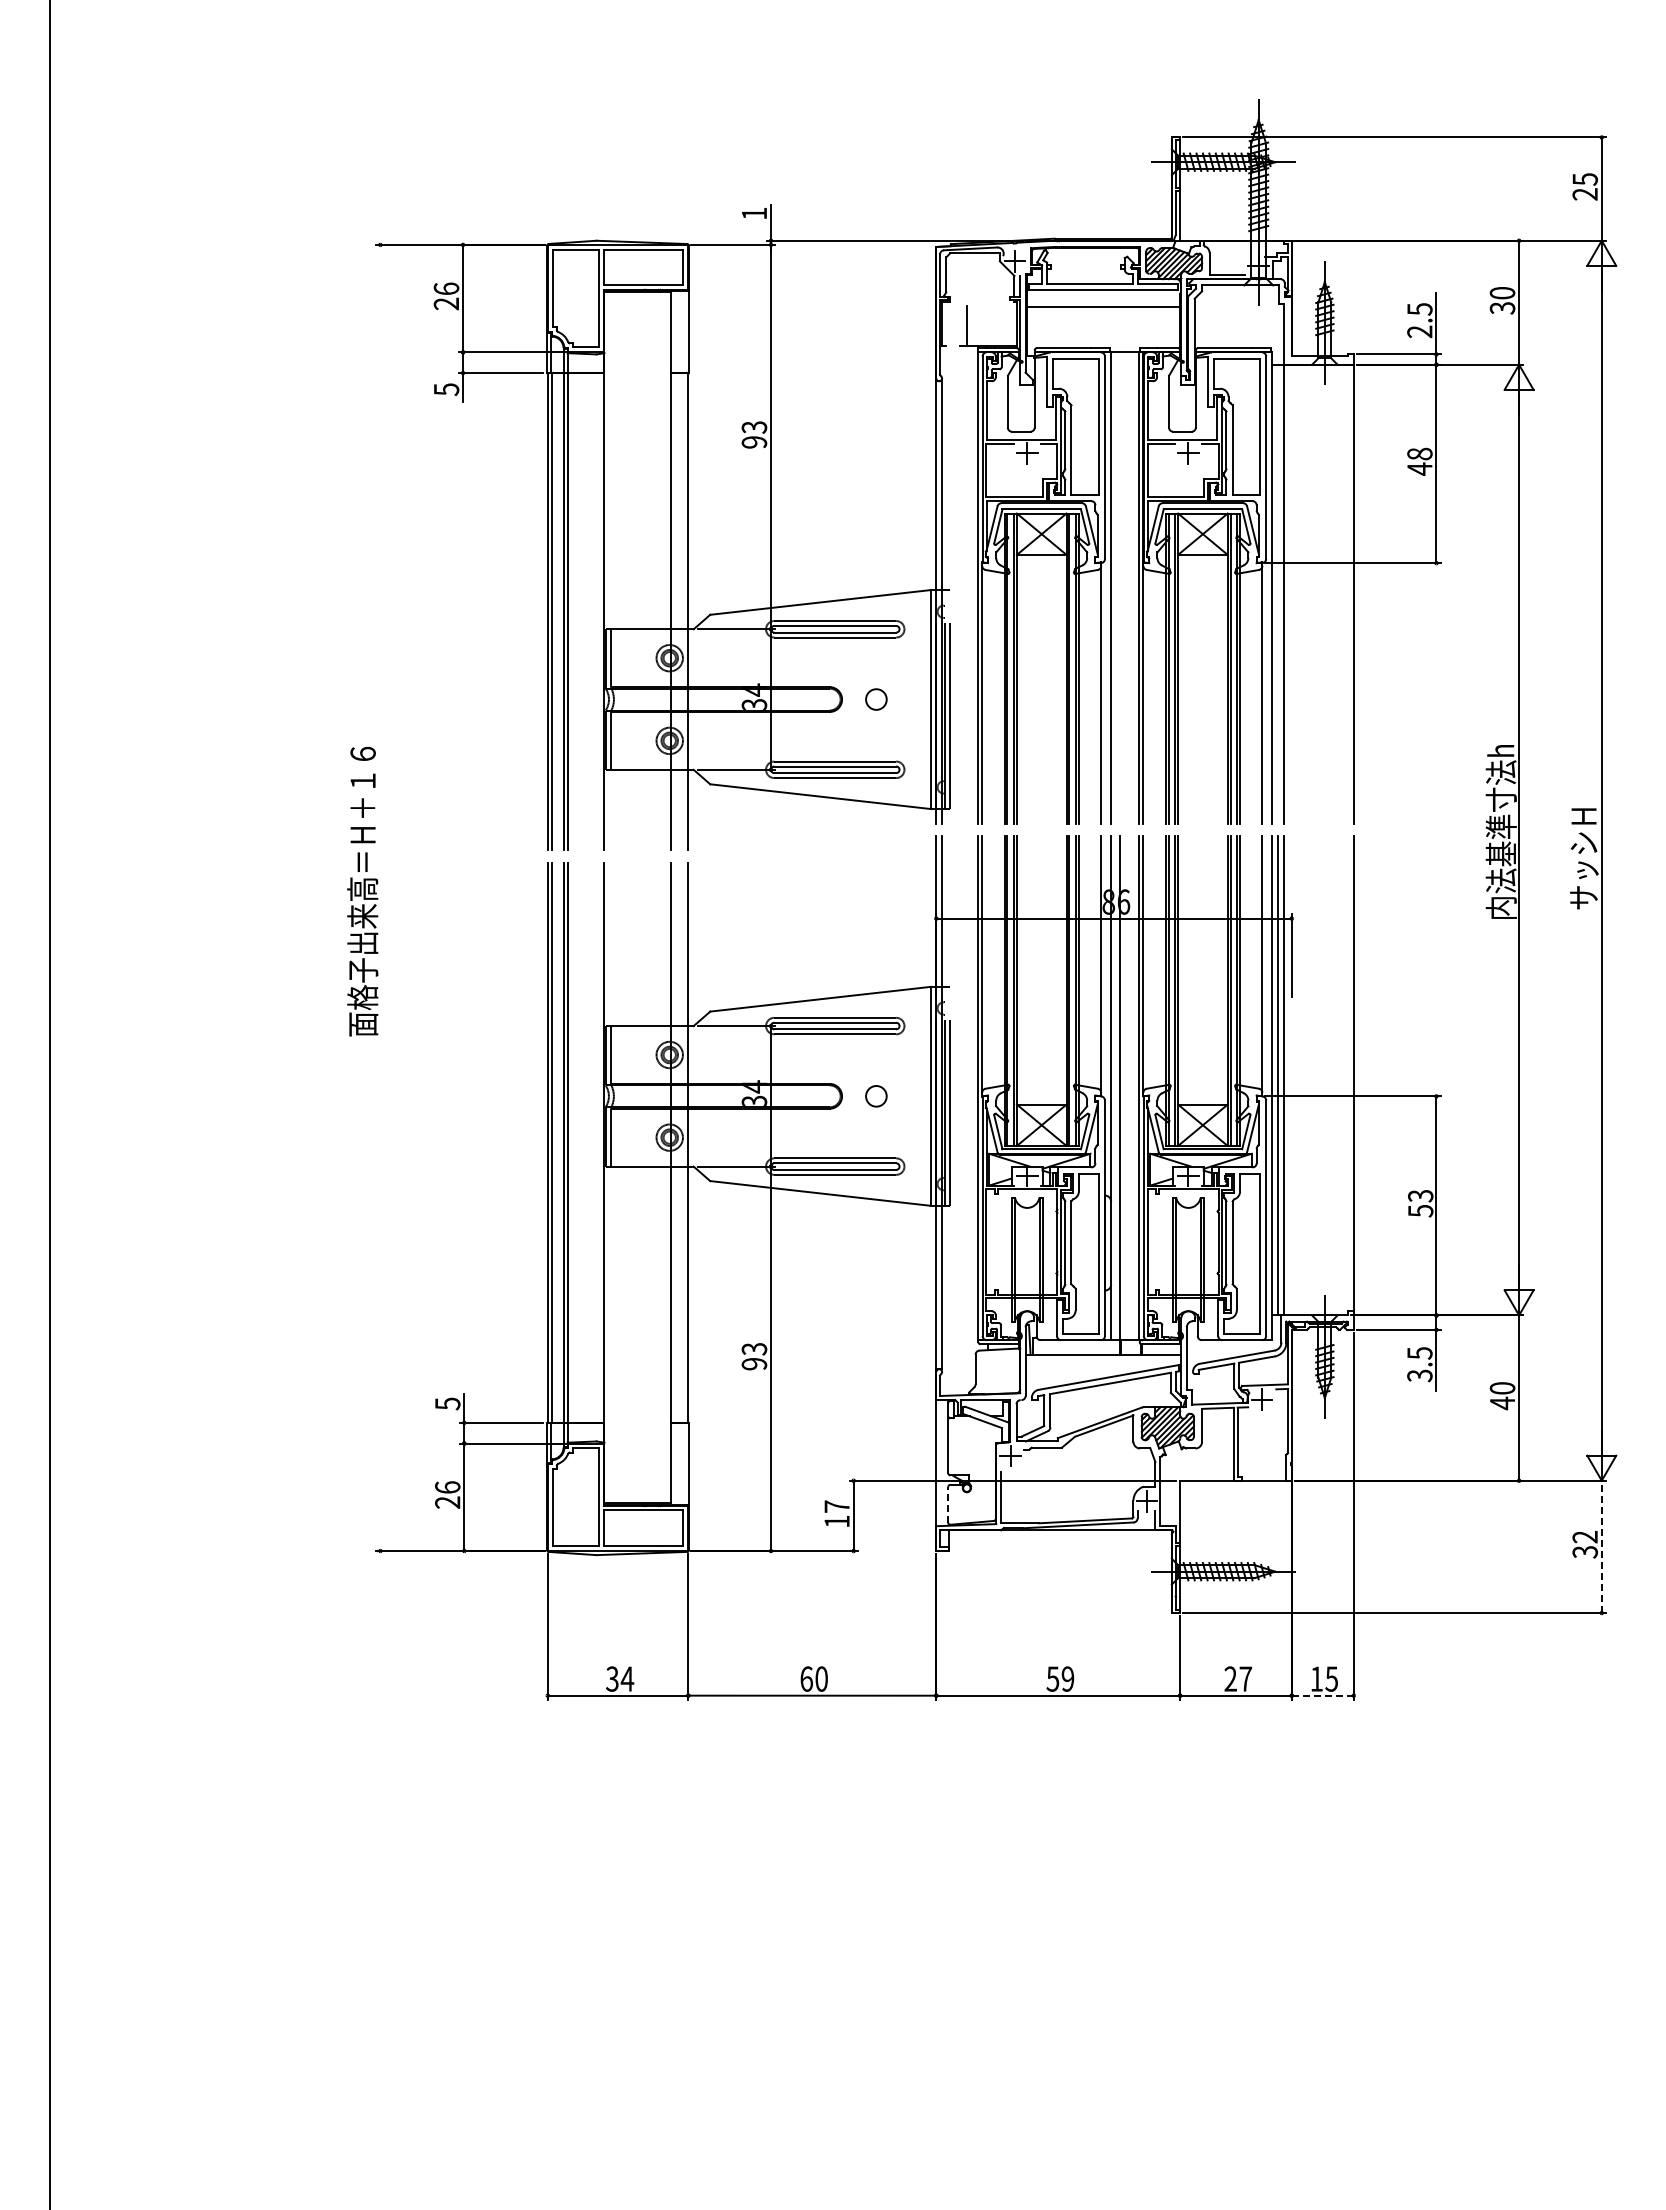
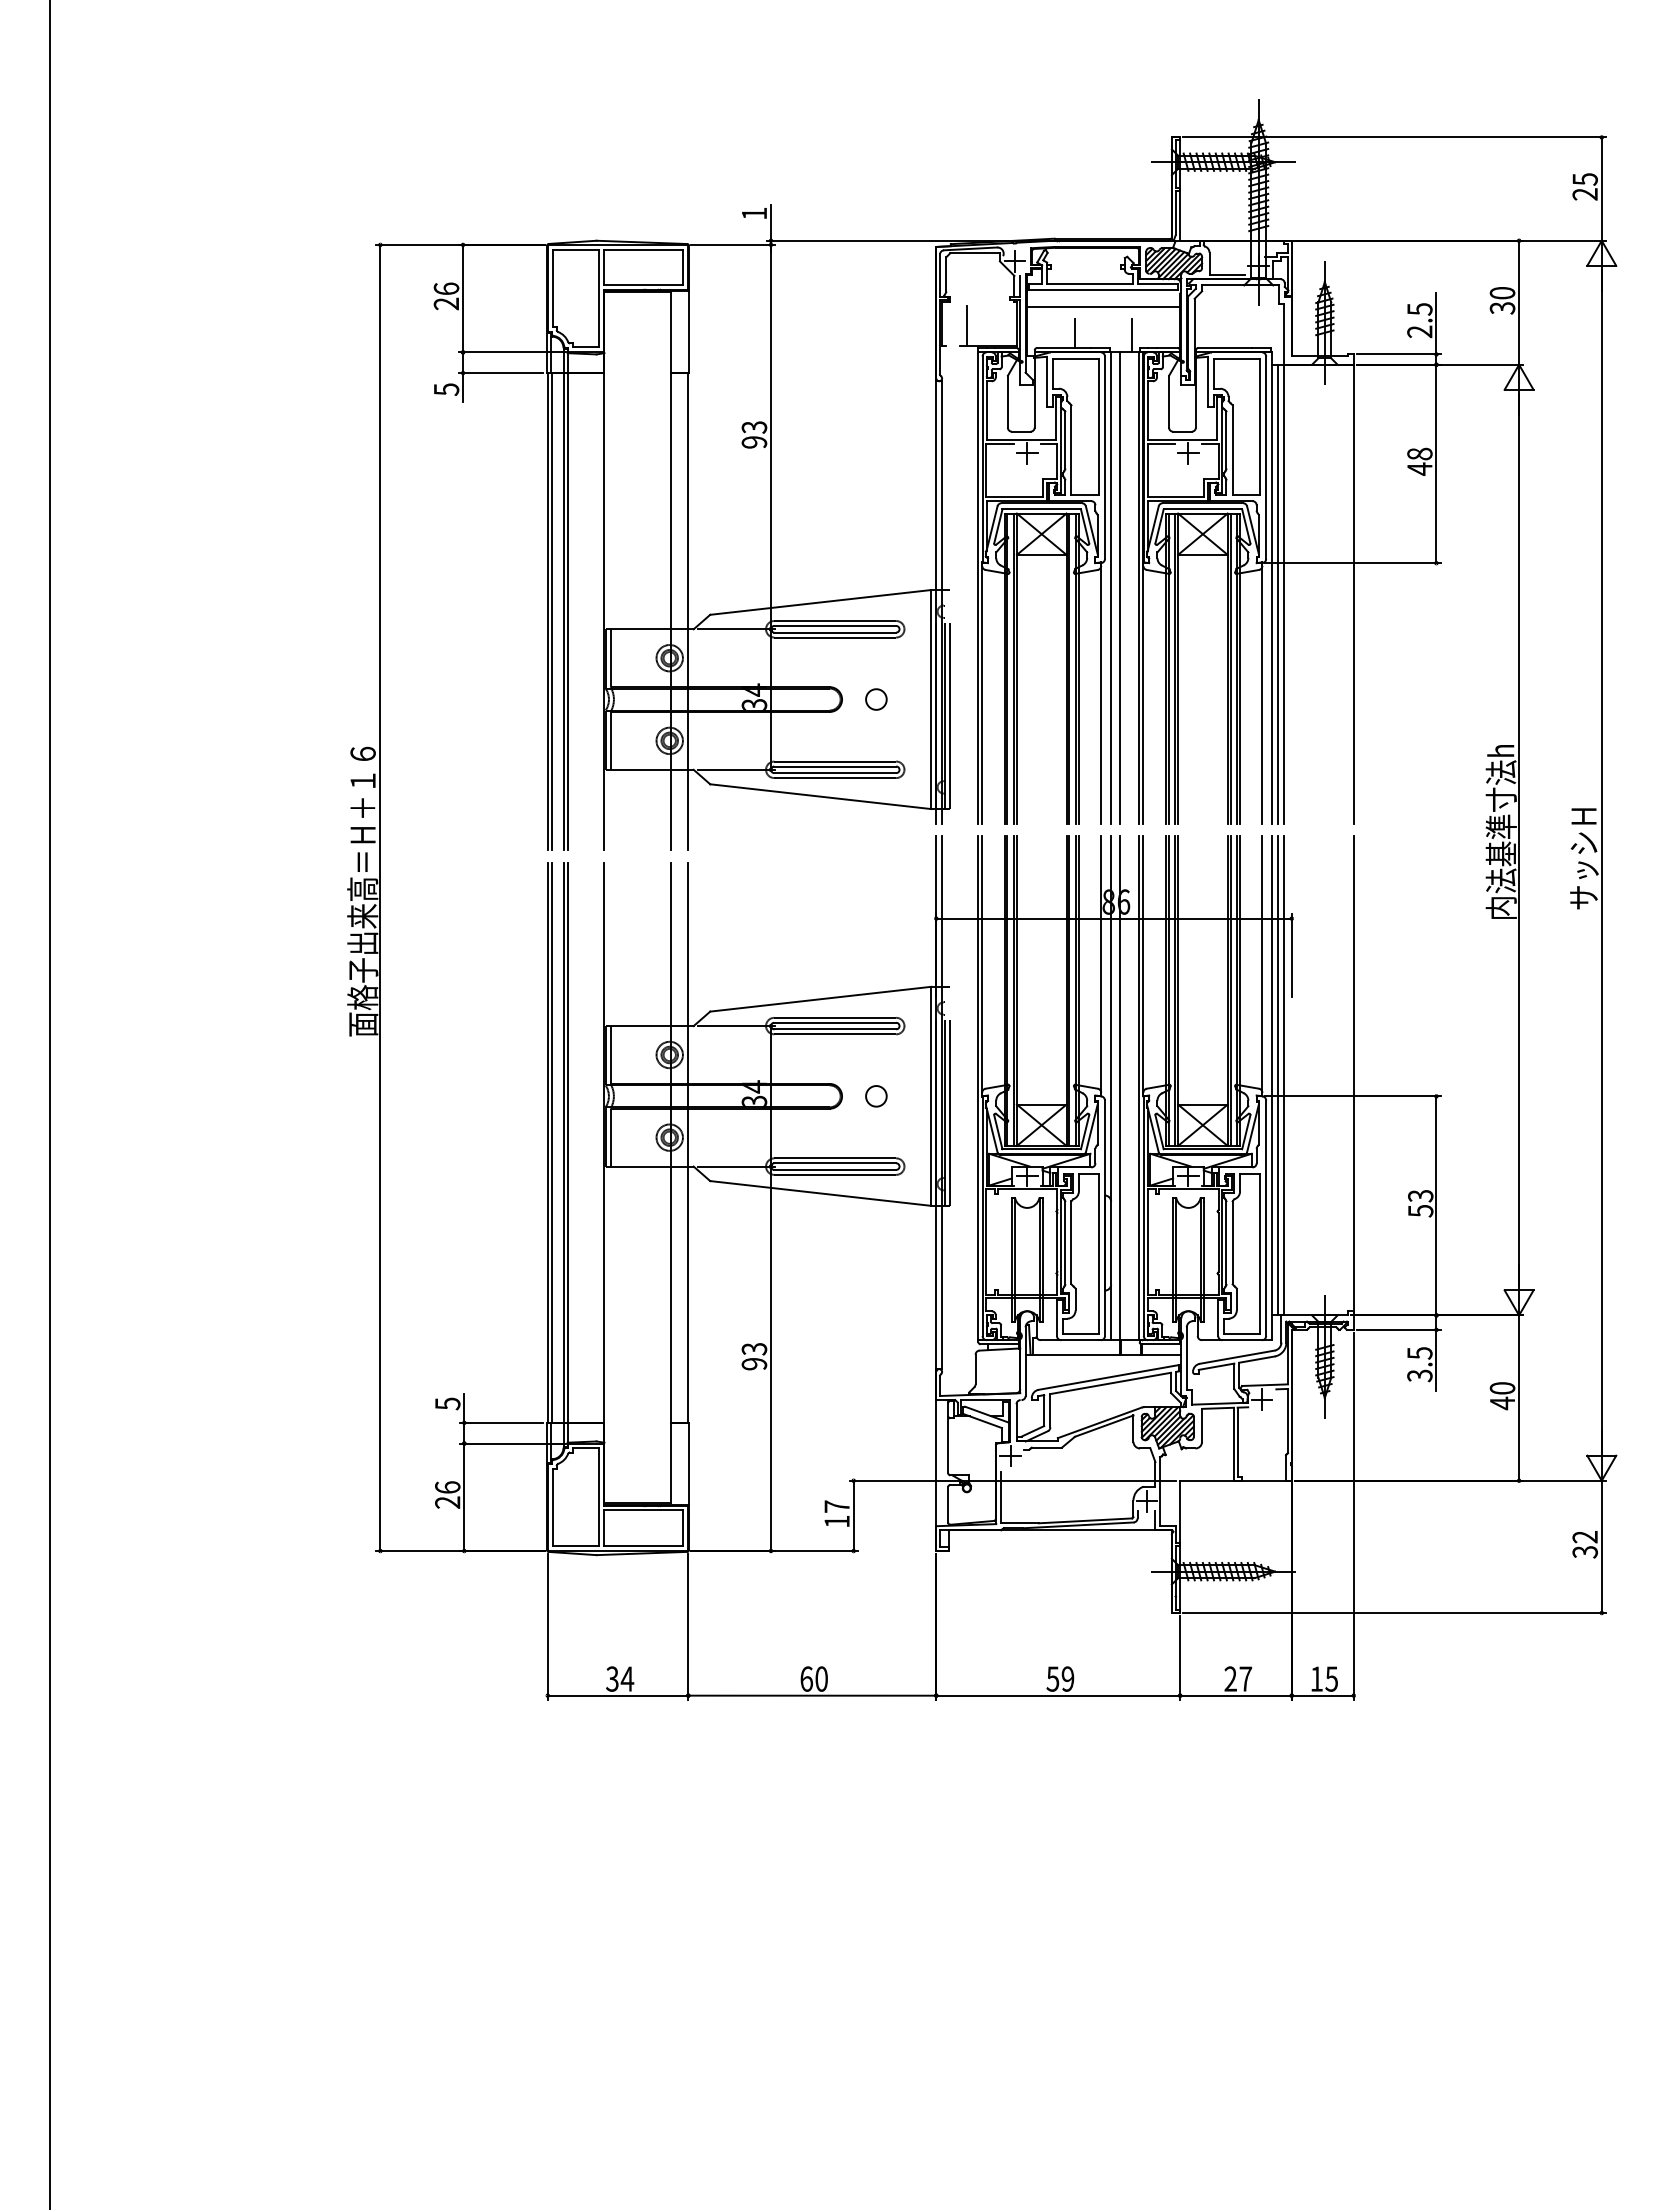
line: none -> present (1074, 333)
line: none -> present (1132, 335)
line: none -> present (1120, 587)
line: none -> present (1277, 593)
line: none -> present (380, 897)
line: dashed -> solid (948, 1504)
line: dashed -> solid (1601, 1546)
line: dashed -> solid (1322, 1695)
